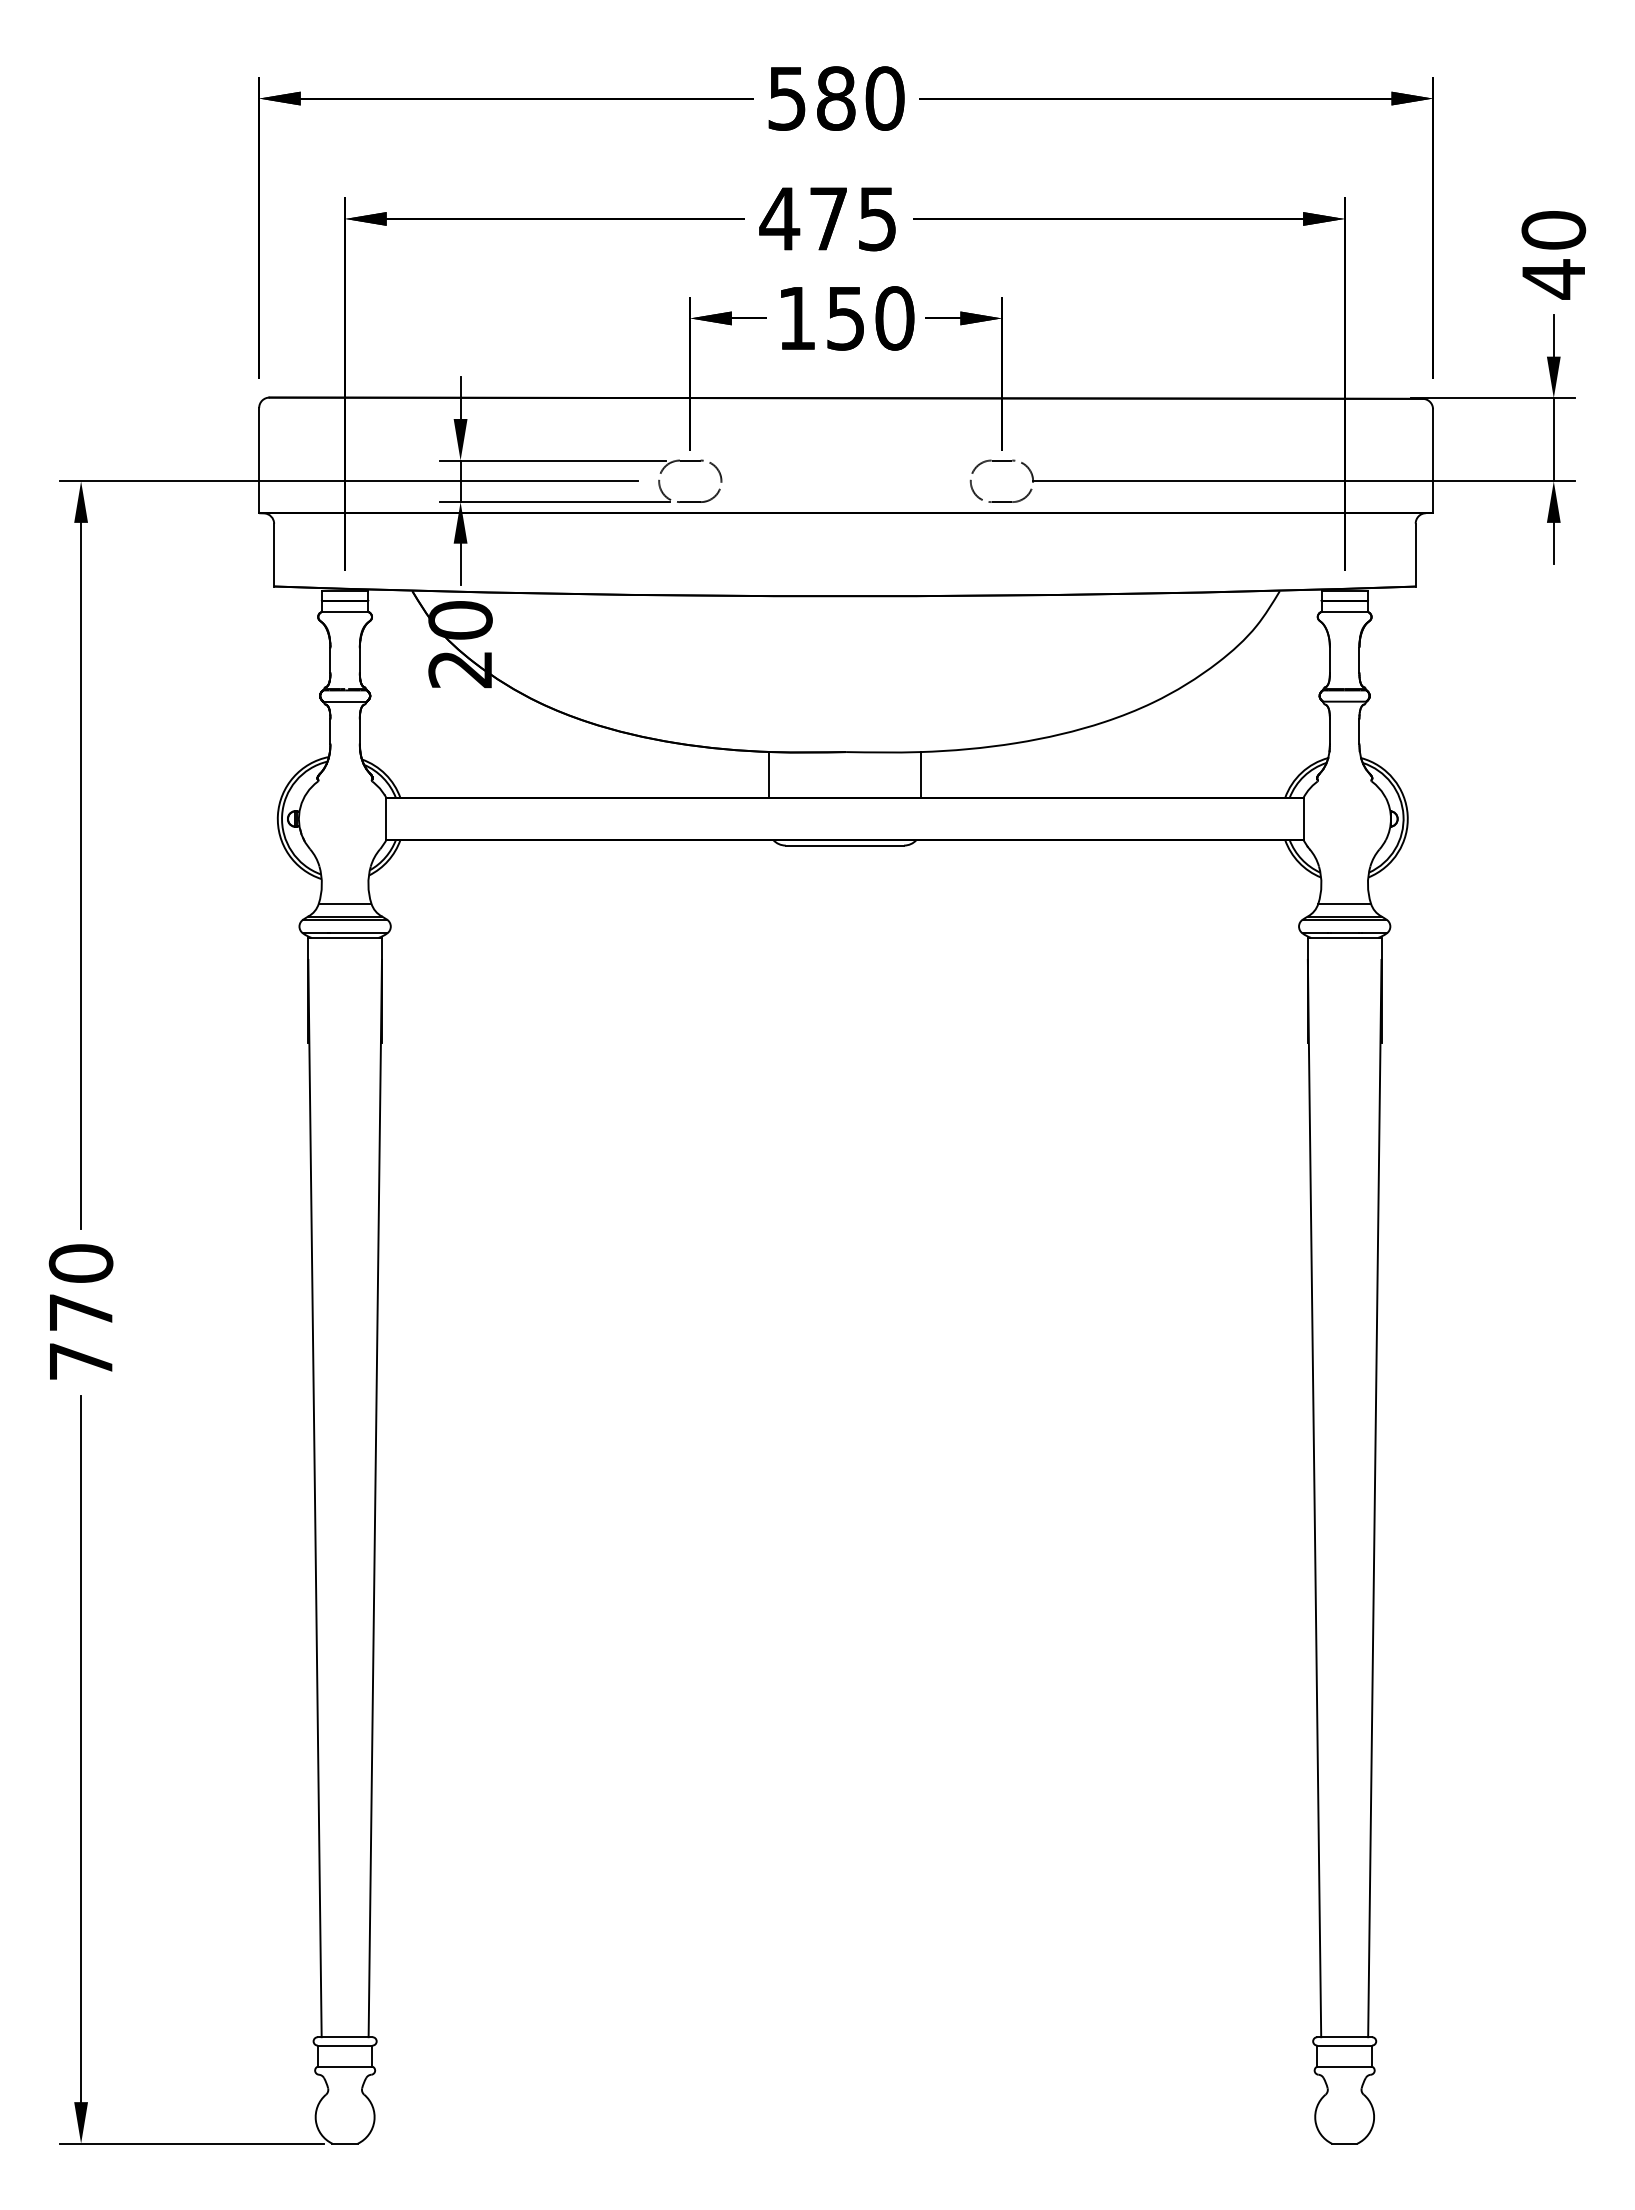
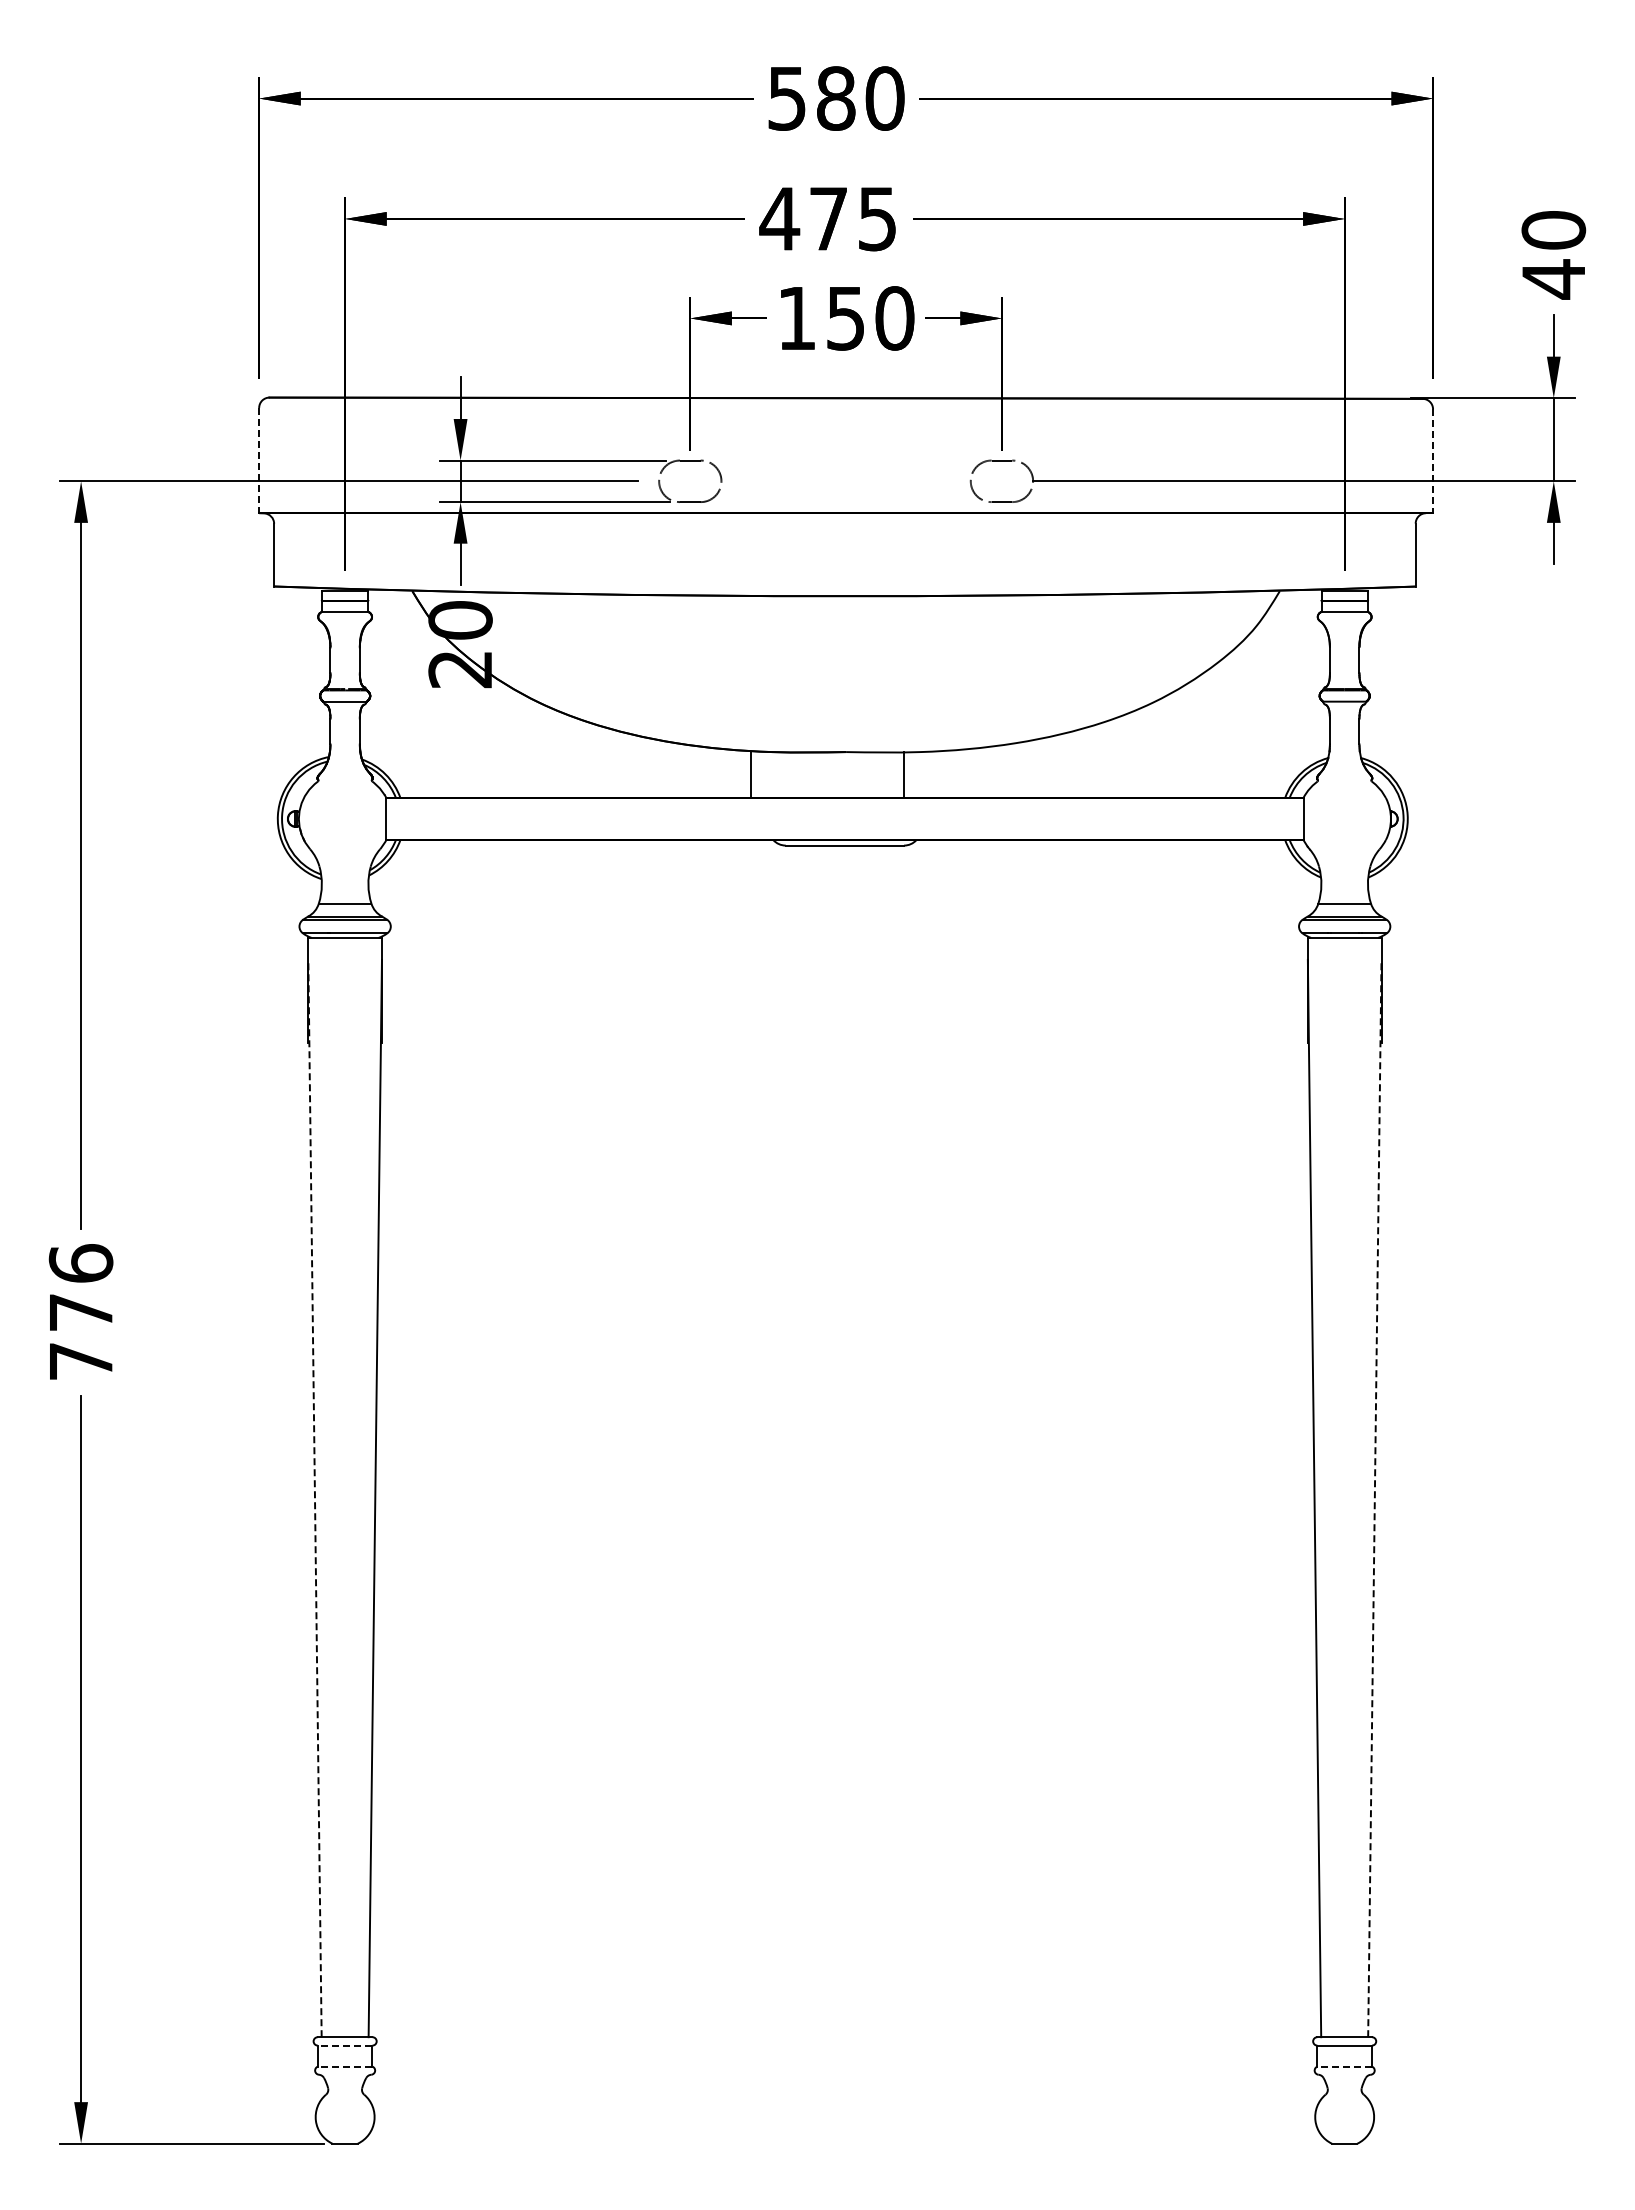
line: solid -> dashed (259, 460)
line: solid -> dashed (1433, 461)
line position: (769, 774) -> (751, 774) (751, 774)
line position: (920, 774) -> (903, 774) (903, 774)
text: 770 -> 776 (80, 1263)
line: solid -> dashed (315, 1498)
line: solid -> dashed (1374, 1498)
line: solid -> dashed (344, 2045)
line: solid -> dashed (344, 2066)
line: solid -> dashed (1344, 2066)
